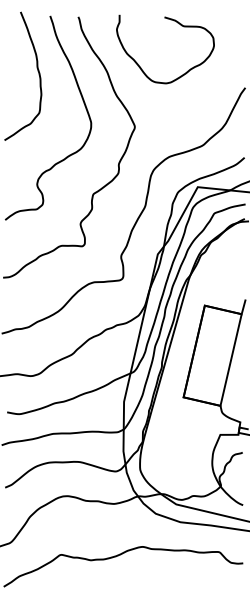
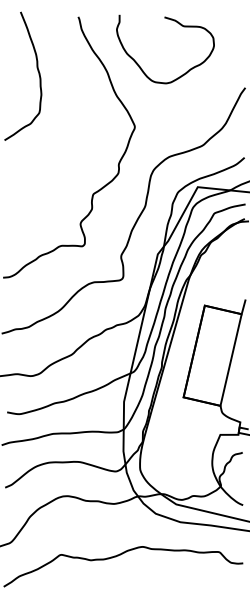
curve: present -> none (84, 106)
